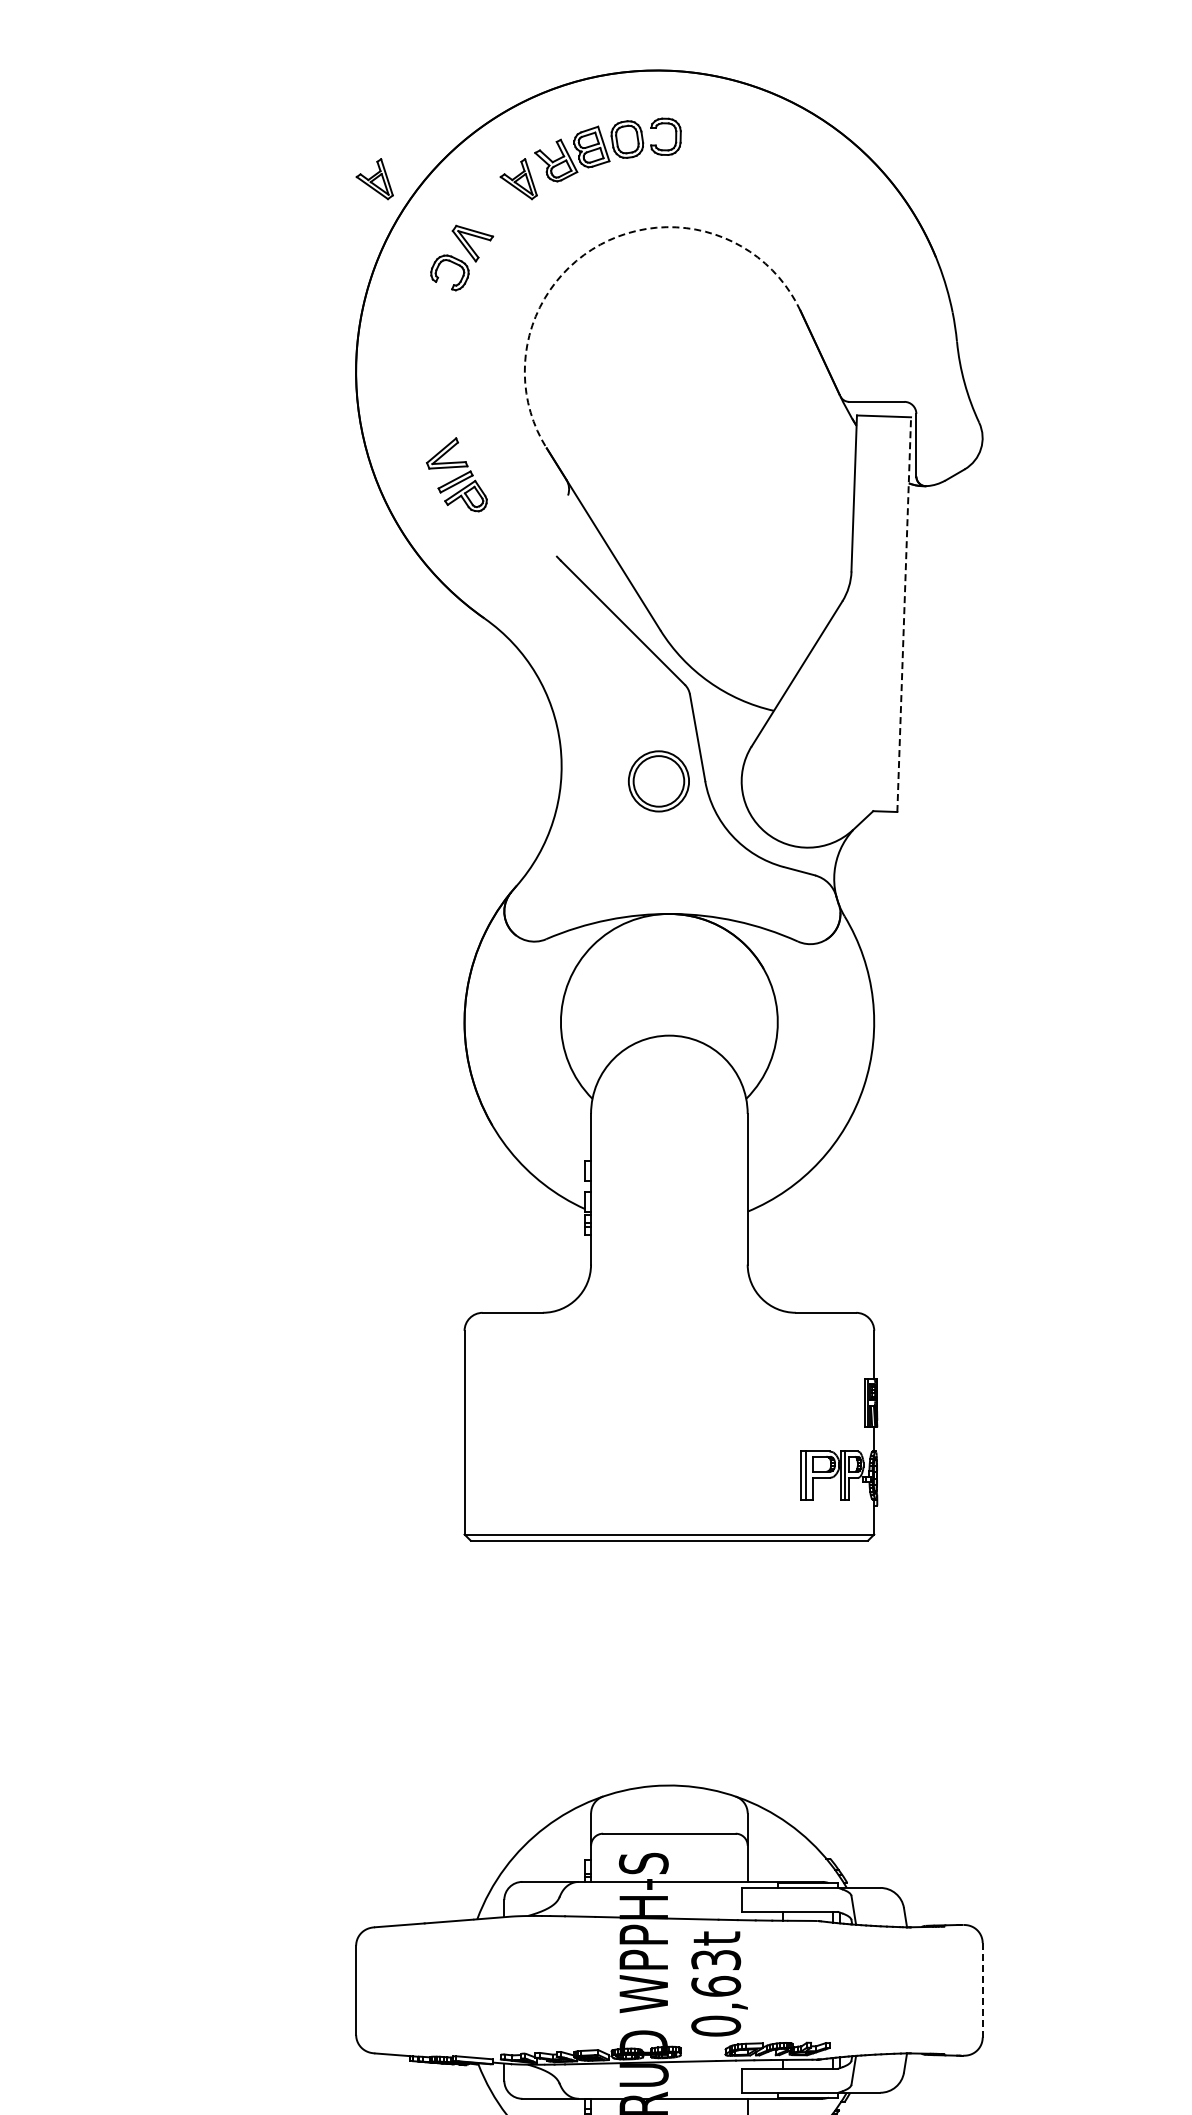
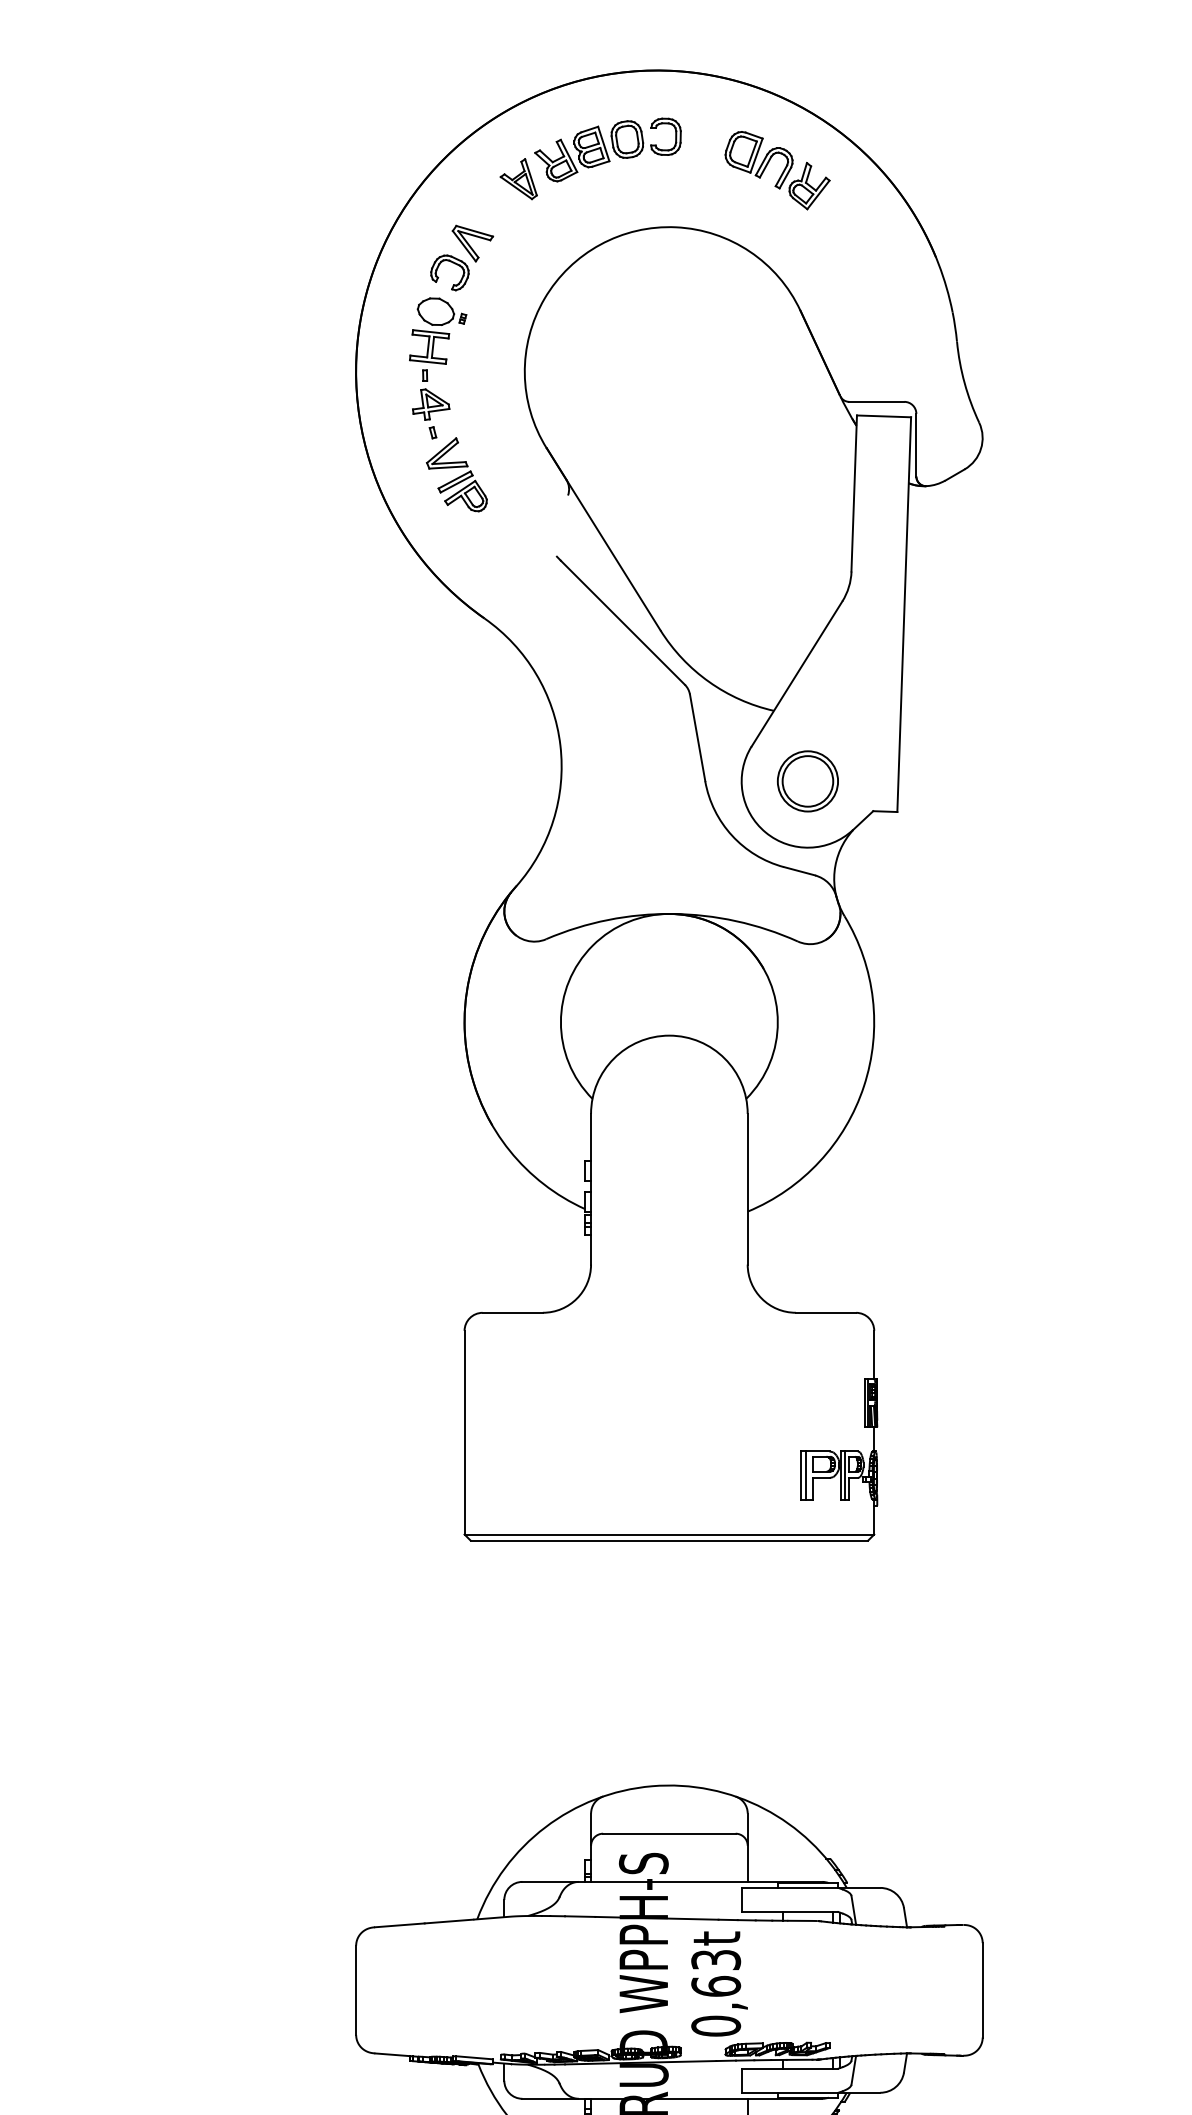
part: none -> present (777, 170)
part: present -> none (374, 179)
arc: dashed -> solid (600, 244)
part: none -> present (438, 368)
line: dashed -> solid (904, 614)
part position: (658, 781) -> (807, 781) (807, 781)
line: dashed -> solid (982, 1989)
